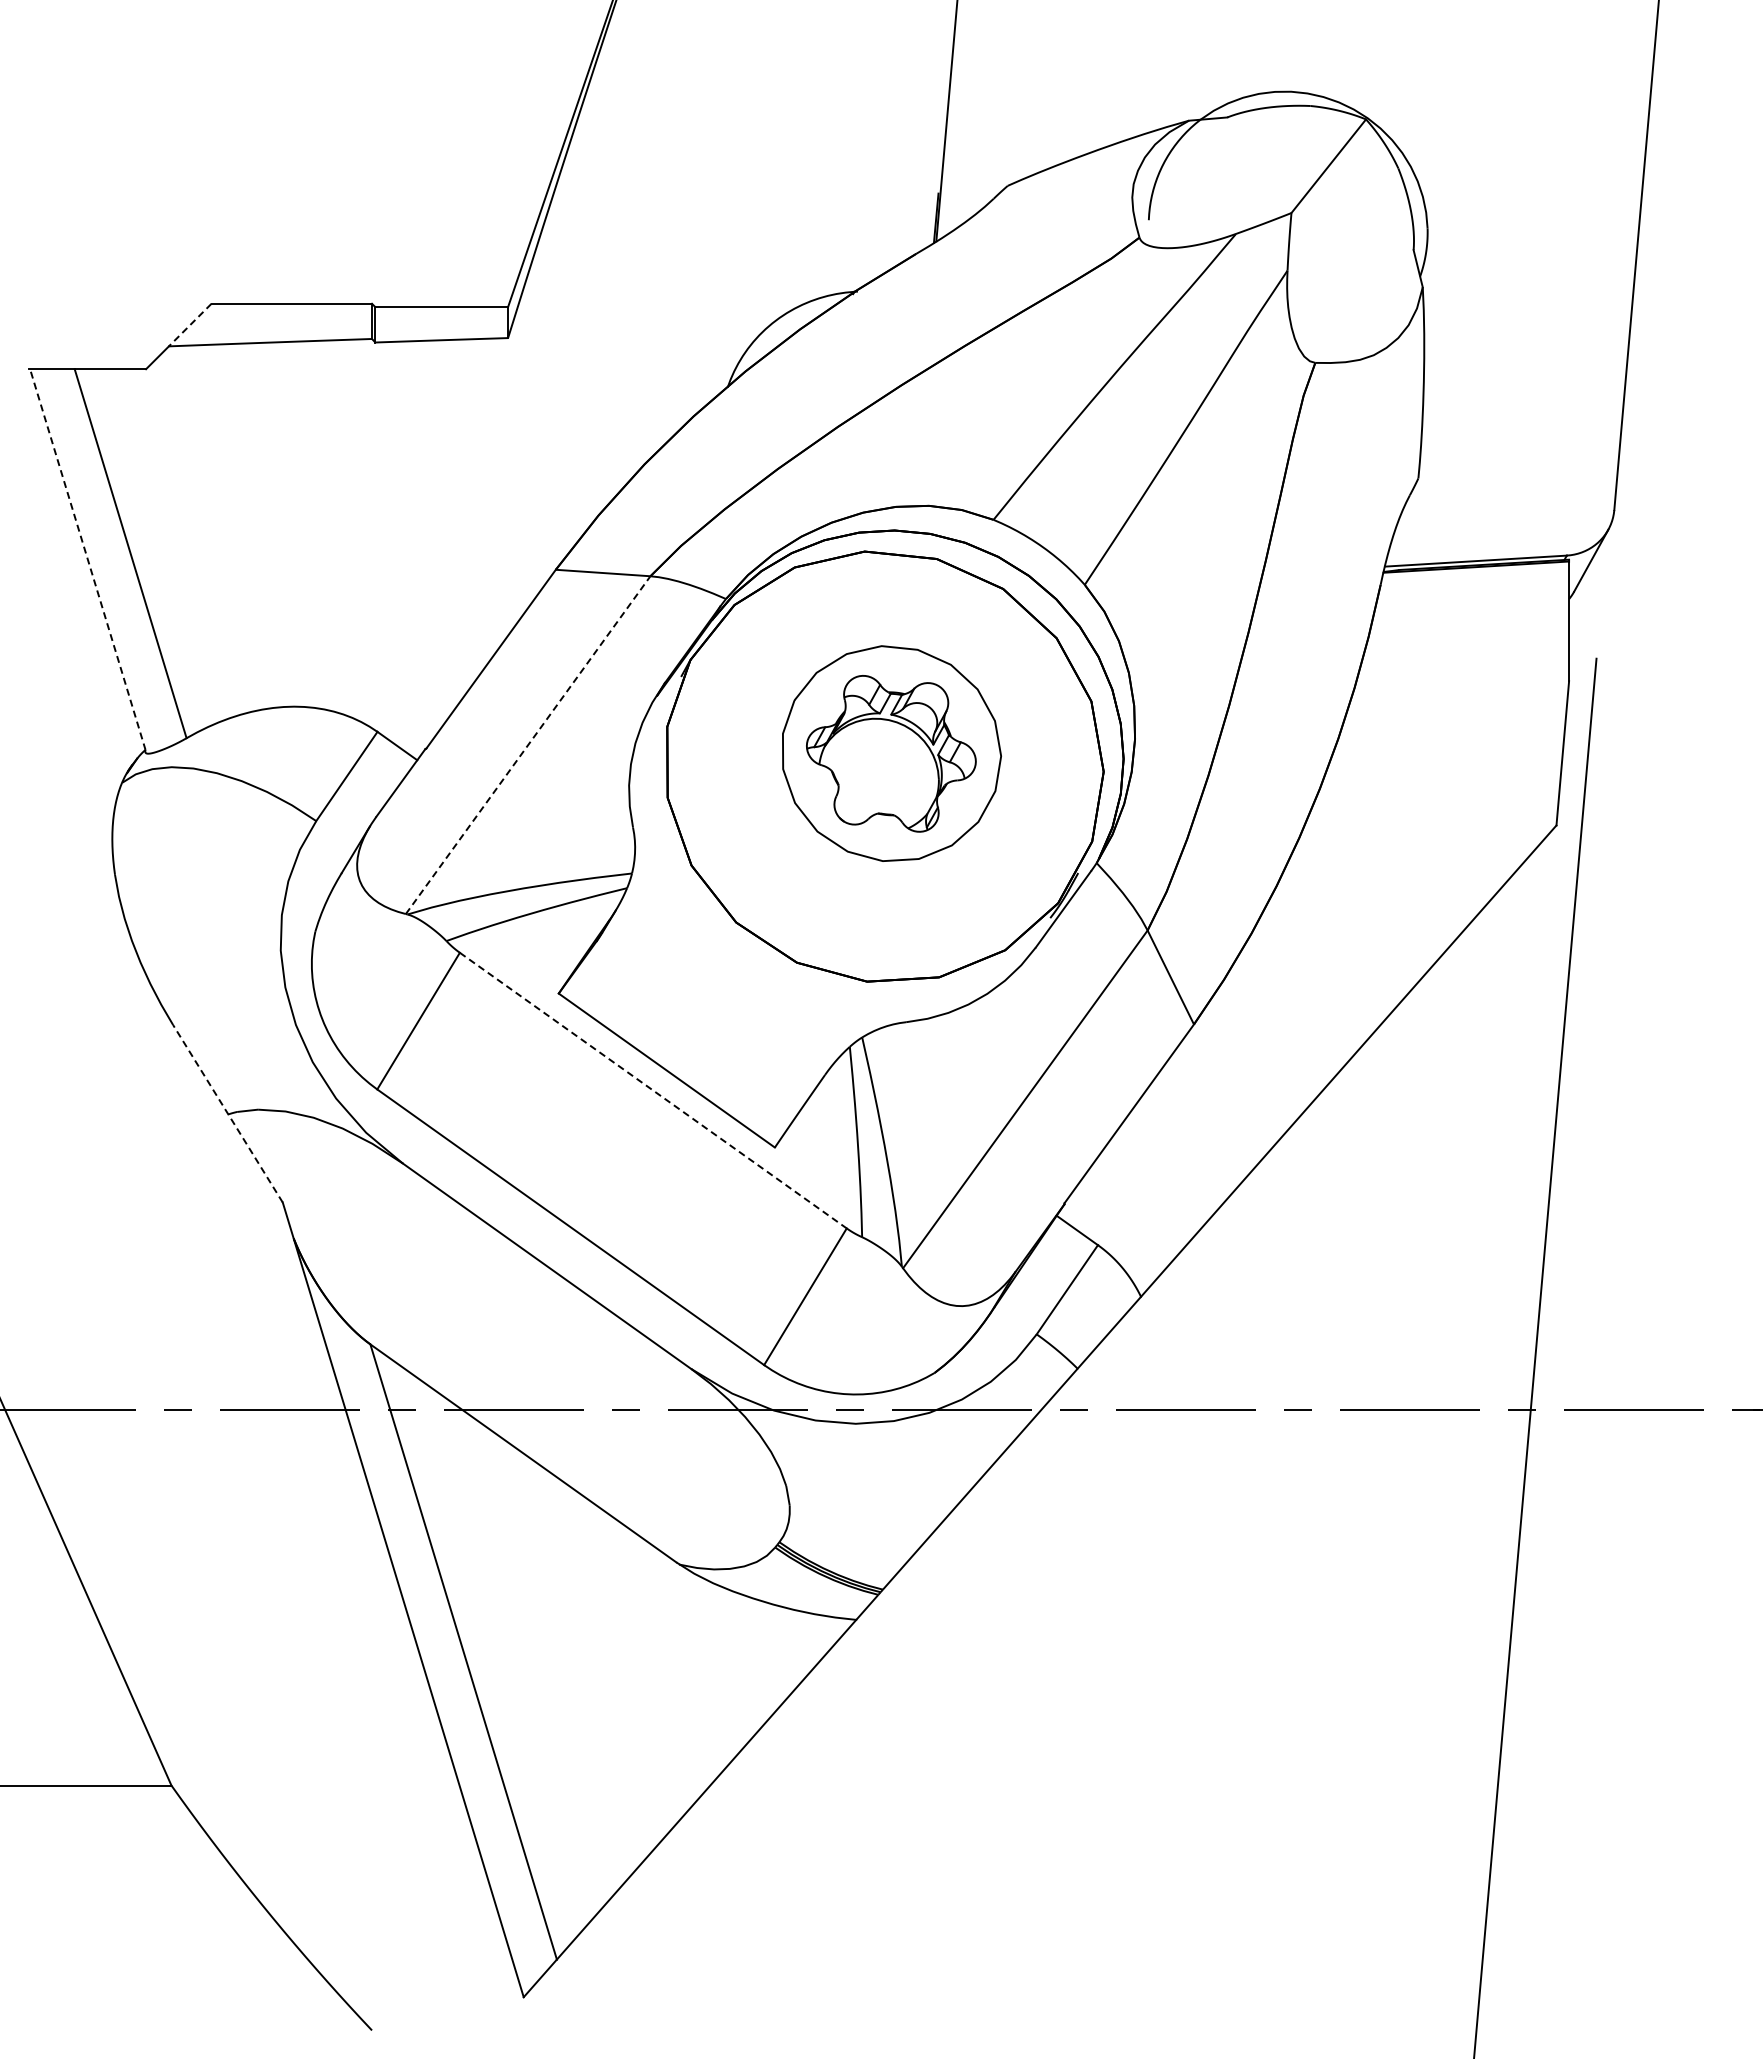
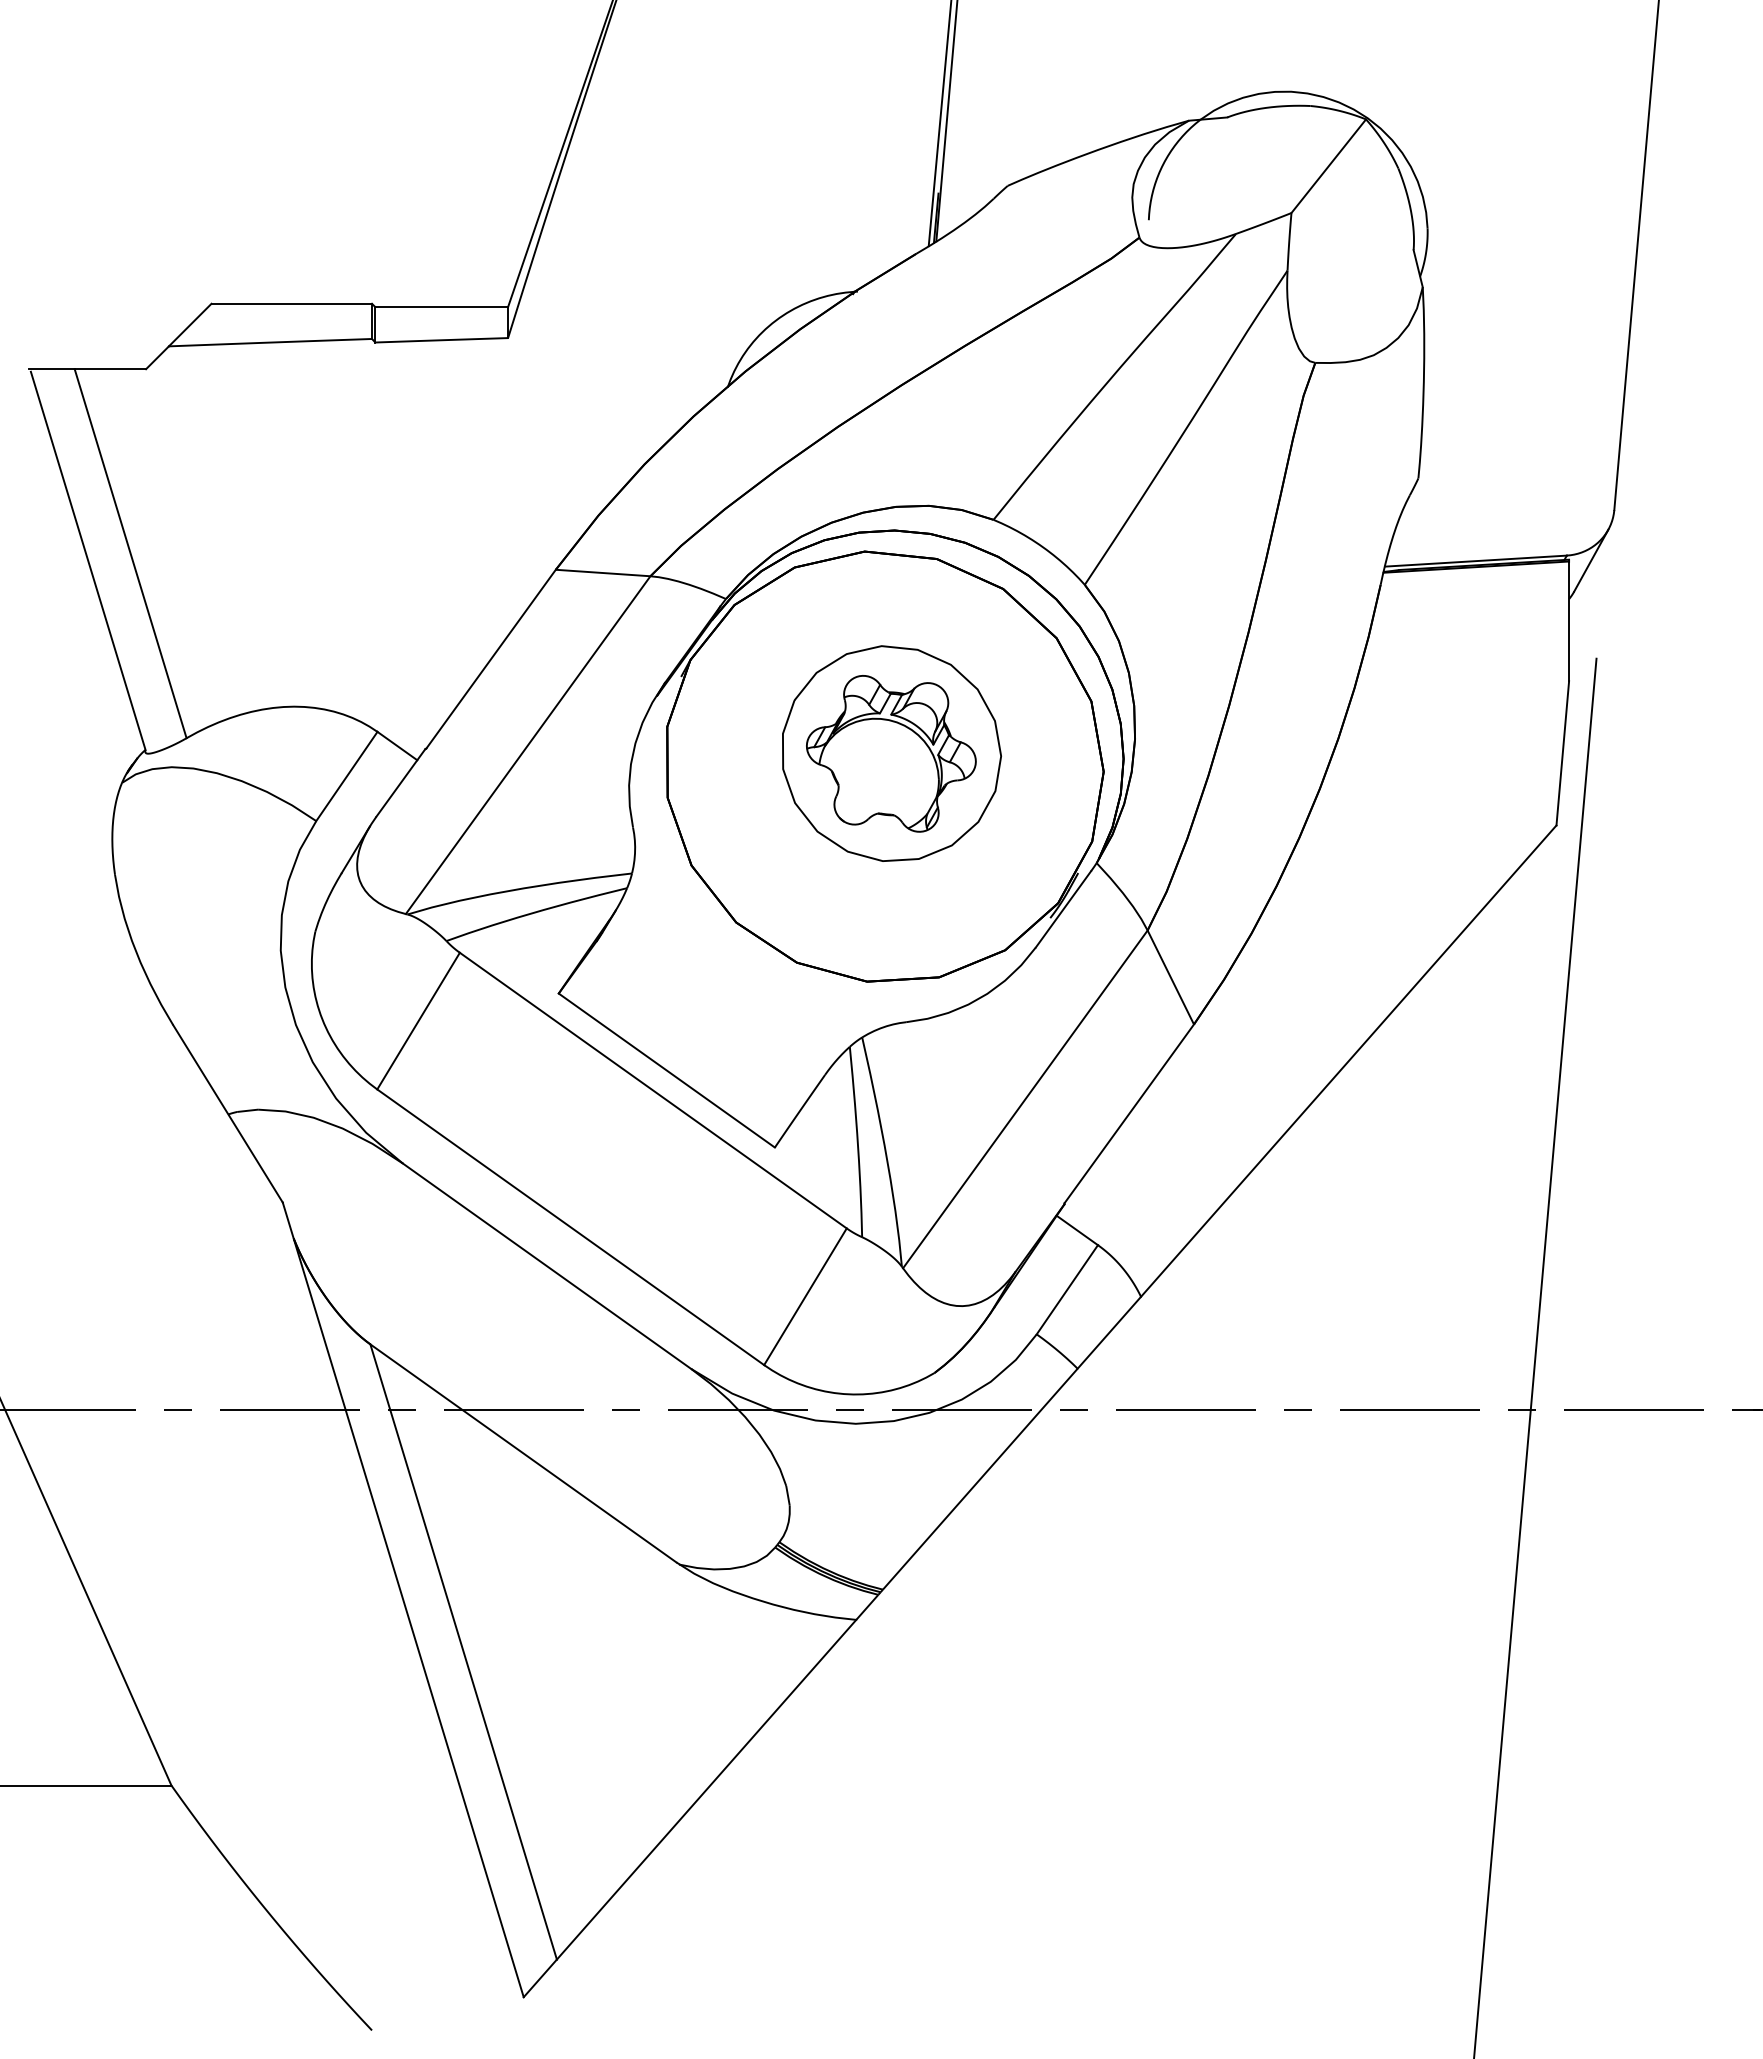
line: none -> present (939, 124)
line: dashed -> solid (189, 325)
line: dashed -> solid (88, 560)
line: dashed -> solid (528, 745)
line: dashed -> solid (653, 1090)
line: dashed -> solid (227, 1113)
